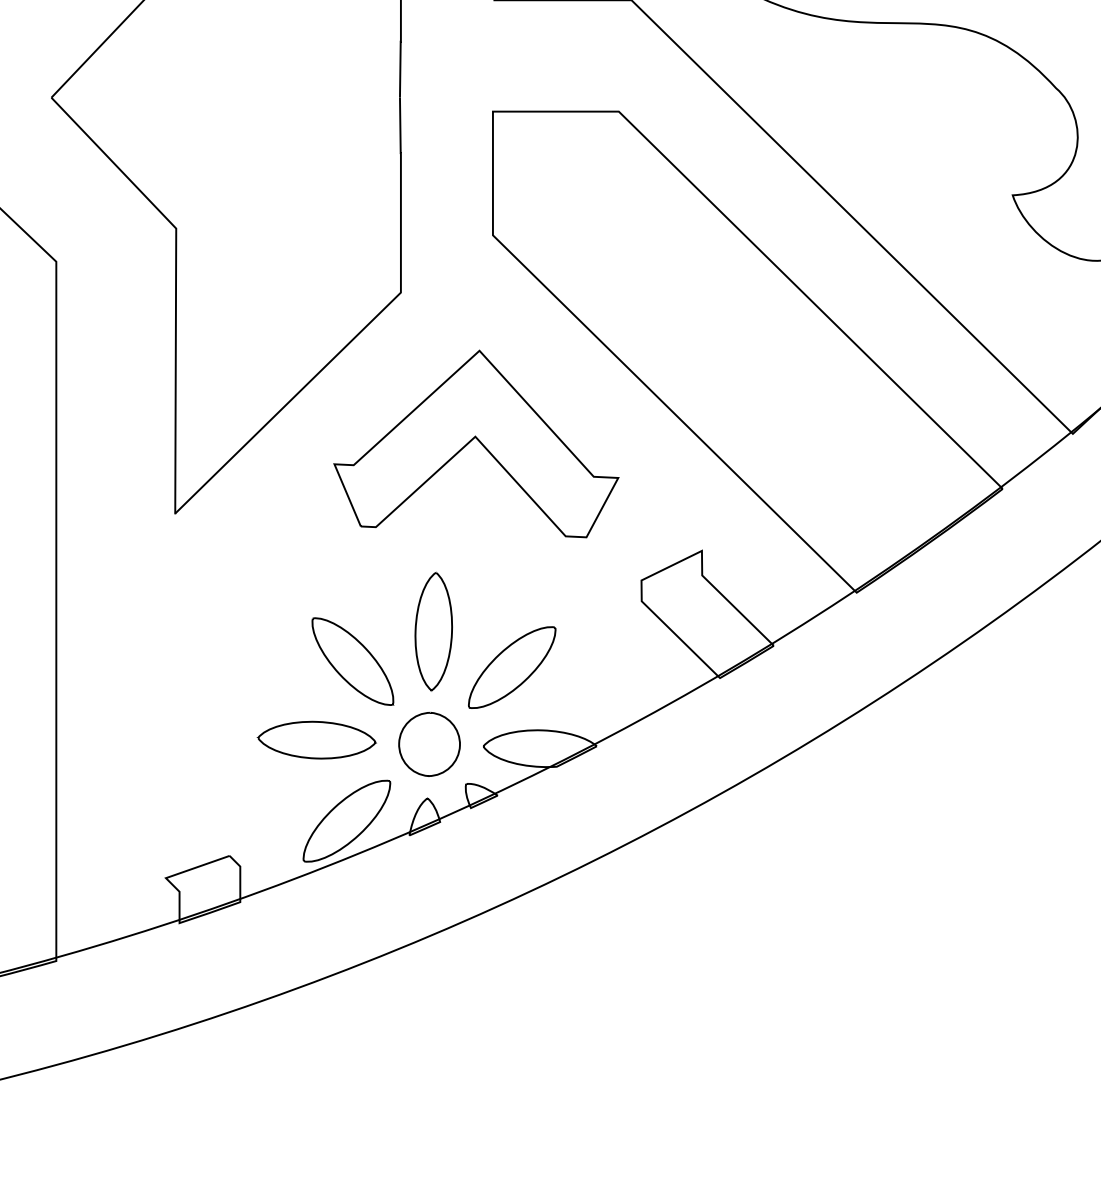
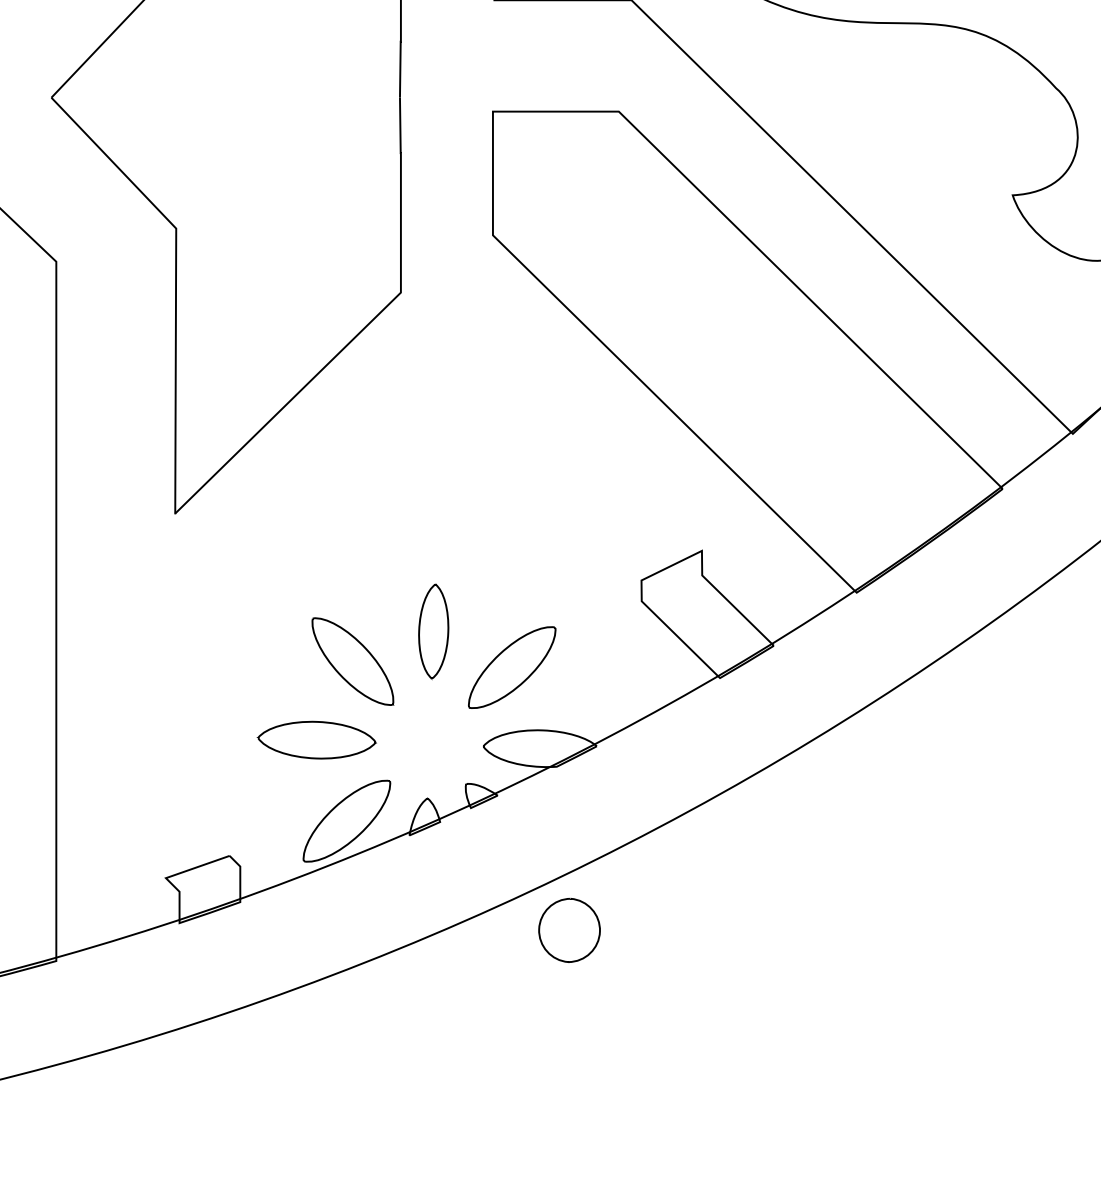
part: present -> none (476, 443)
part size: 39x121 px -> 32x98 px (433, 631)
part position: (429, 744) -> (569, 930) (569, 930)
